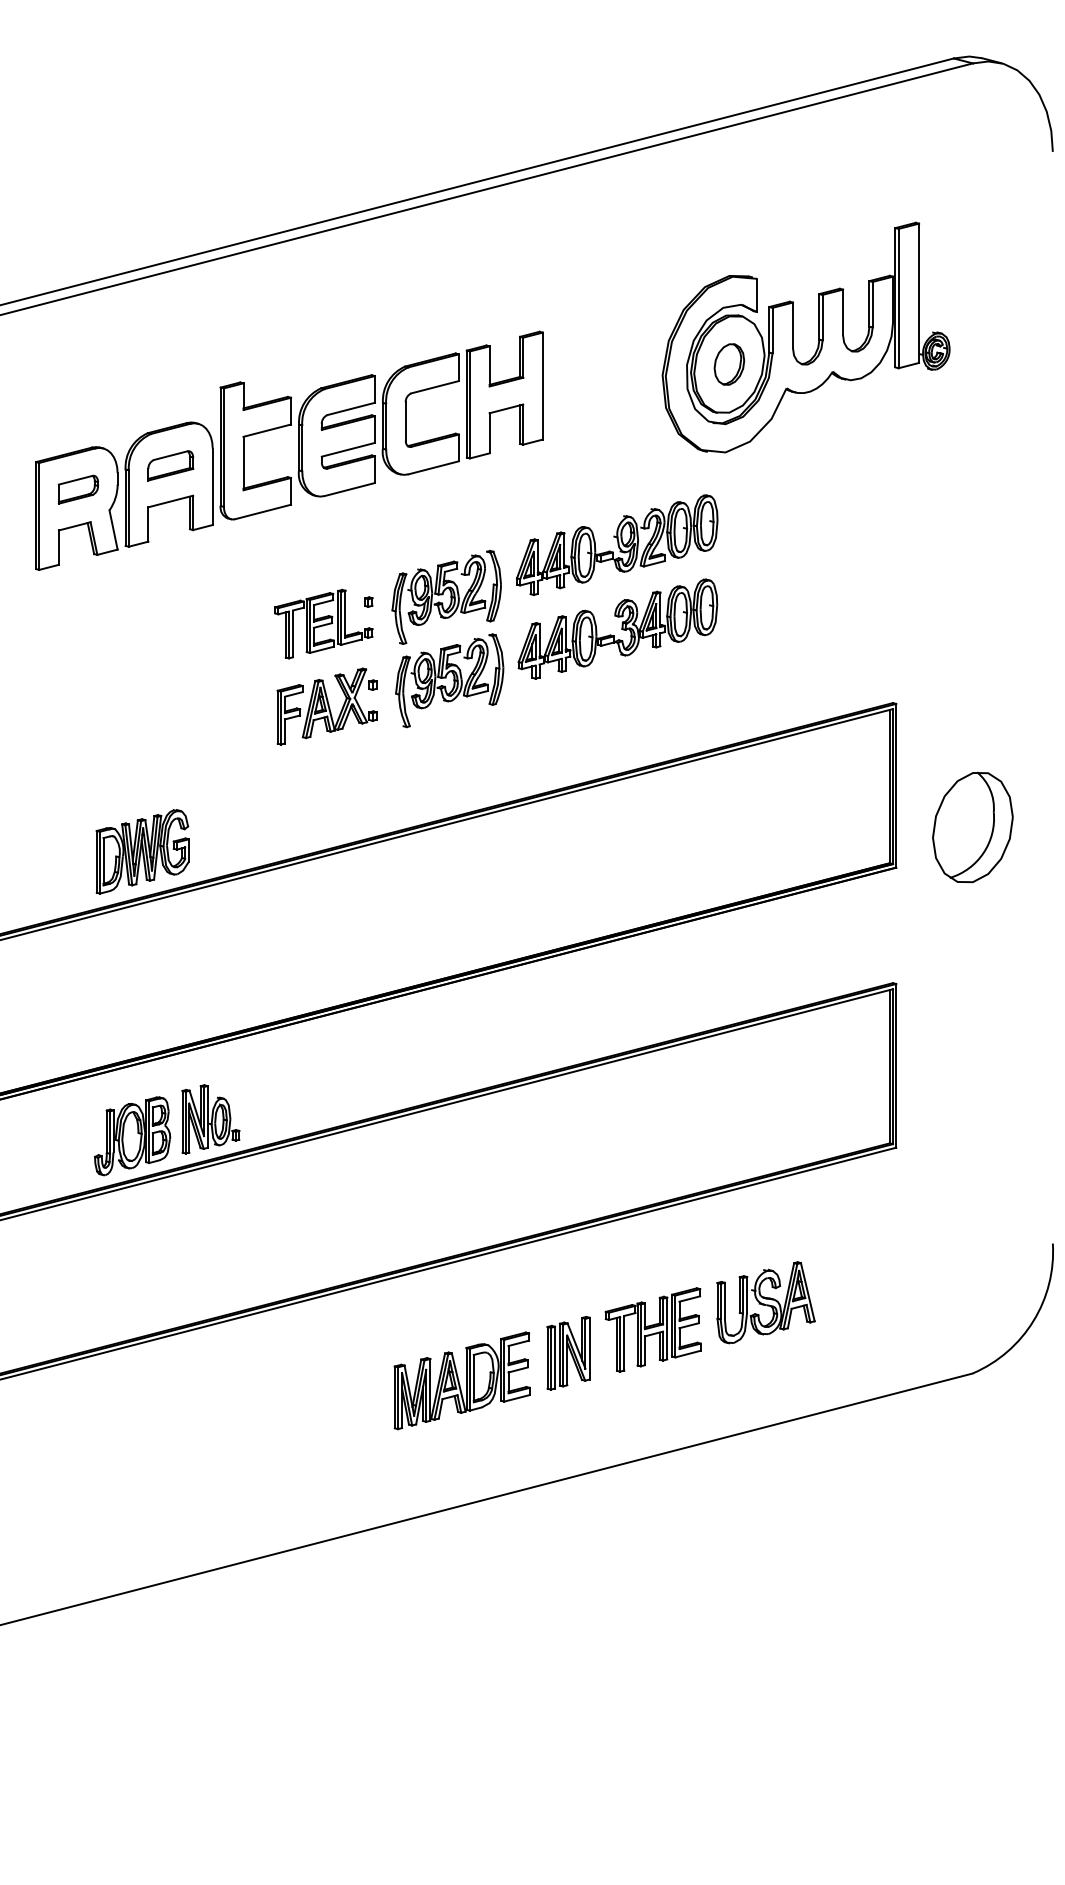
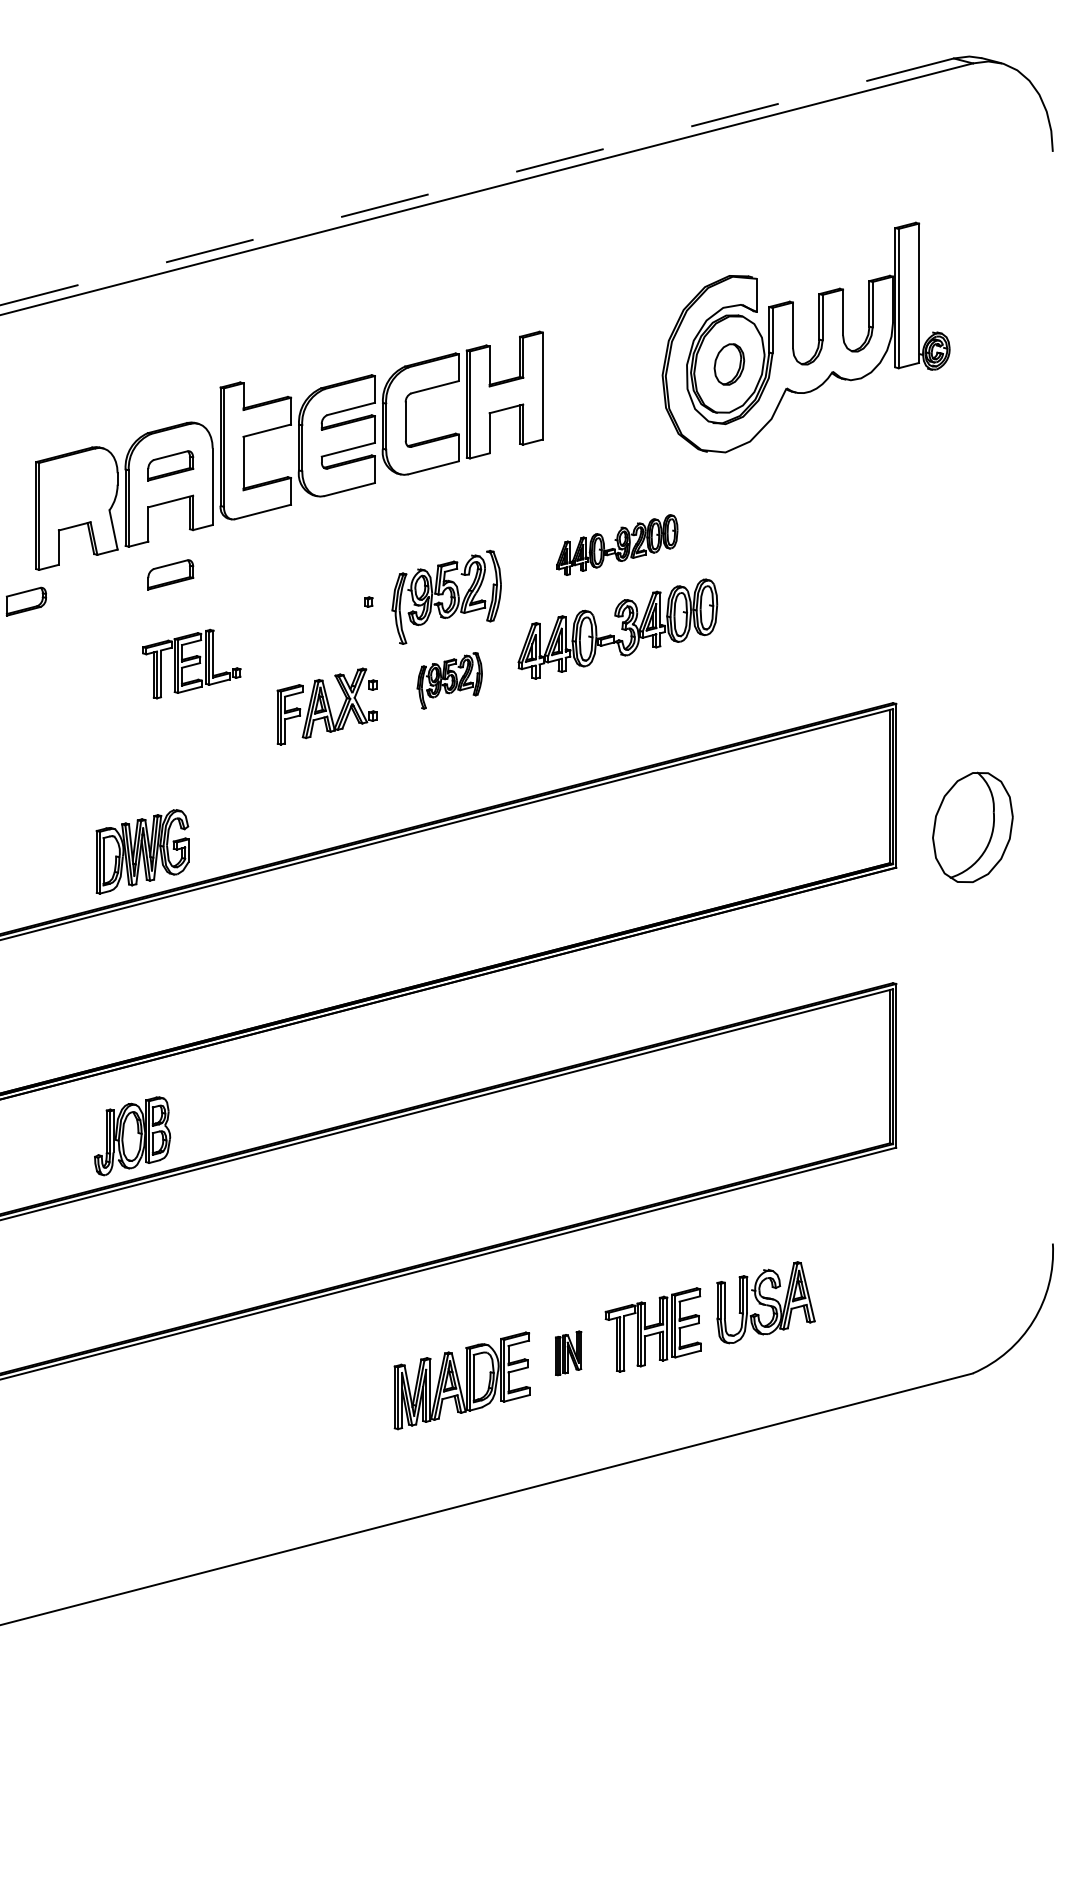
line: solid -> dashed (476, 181)
part position: (77, 489) -> (25, 601) (25, 601)
part size: 203x102 px -> 123x62 px (617, 544)
part: none -> present (170, 574)
part position: (323, 623) -> (191, 663) (191, 663)
part size: 110x96 px -> 67x58 px (449, 680)
part: present -> none (210, 1119)
part size: 45x75 px -> 28x47 px (568, 1353)
